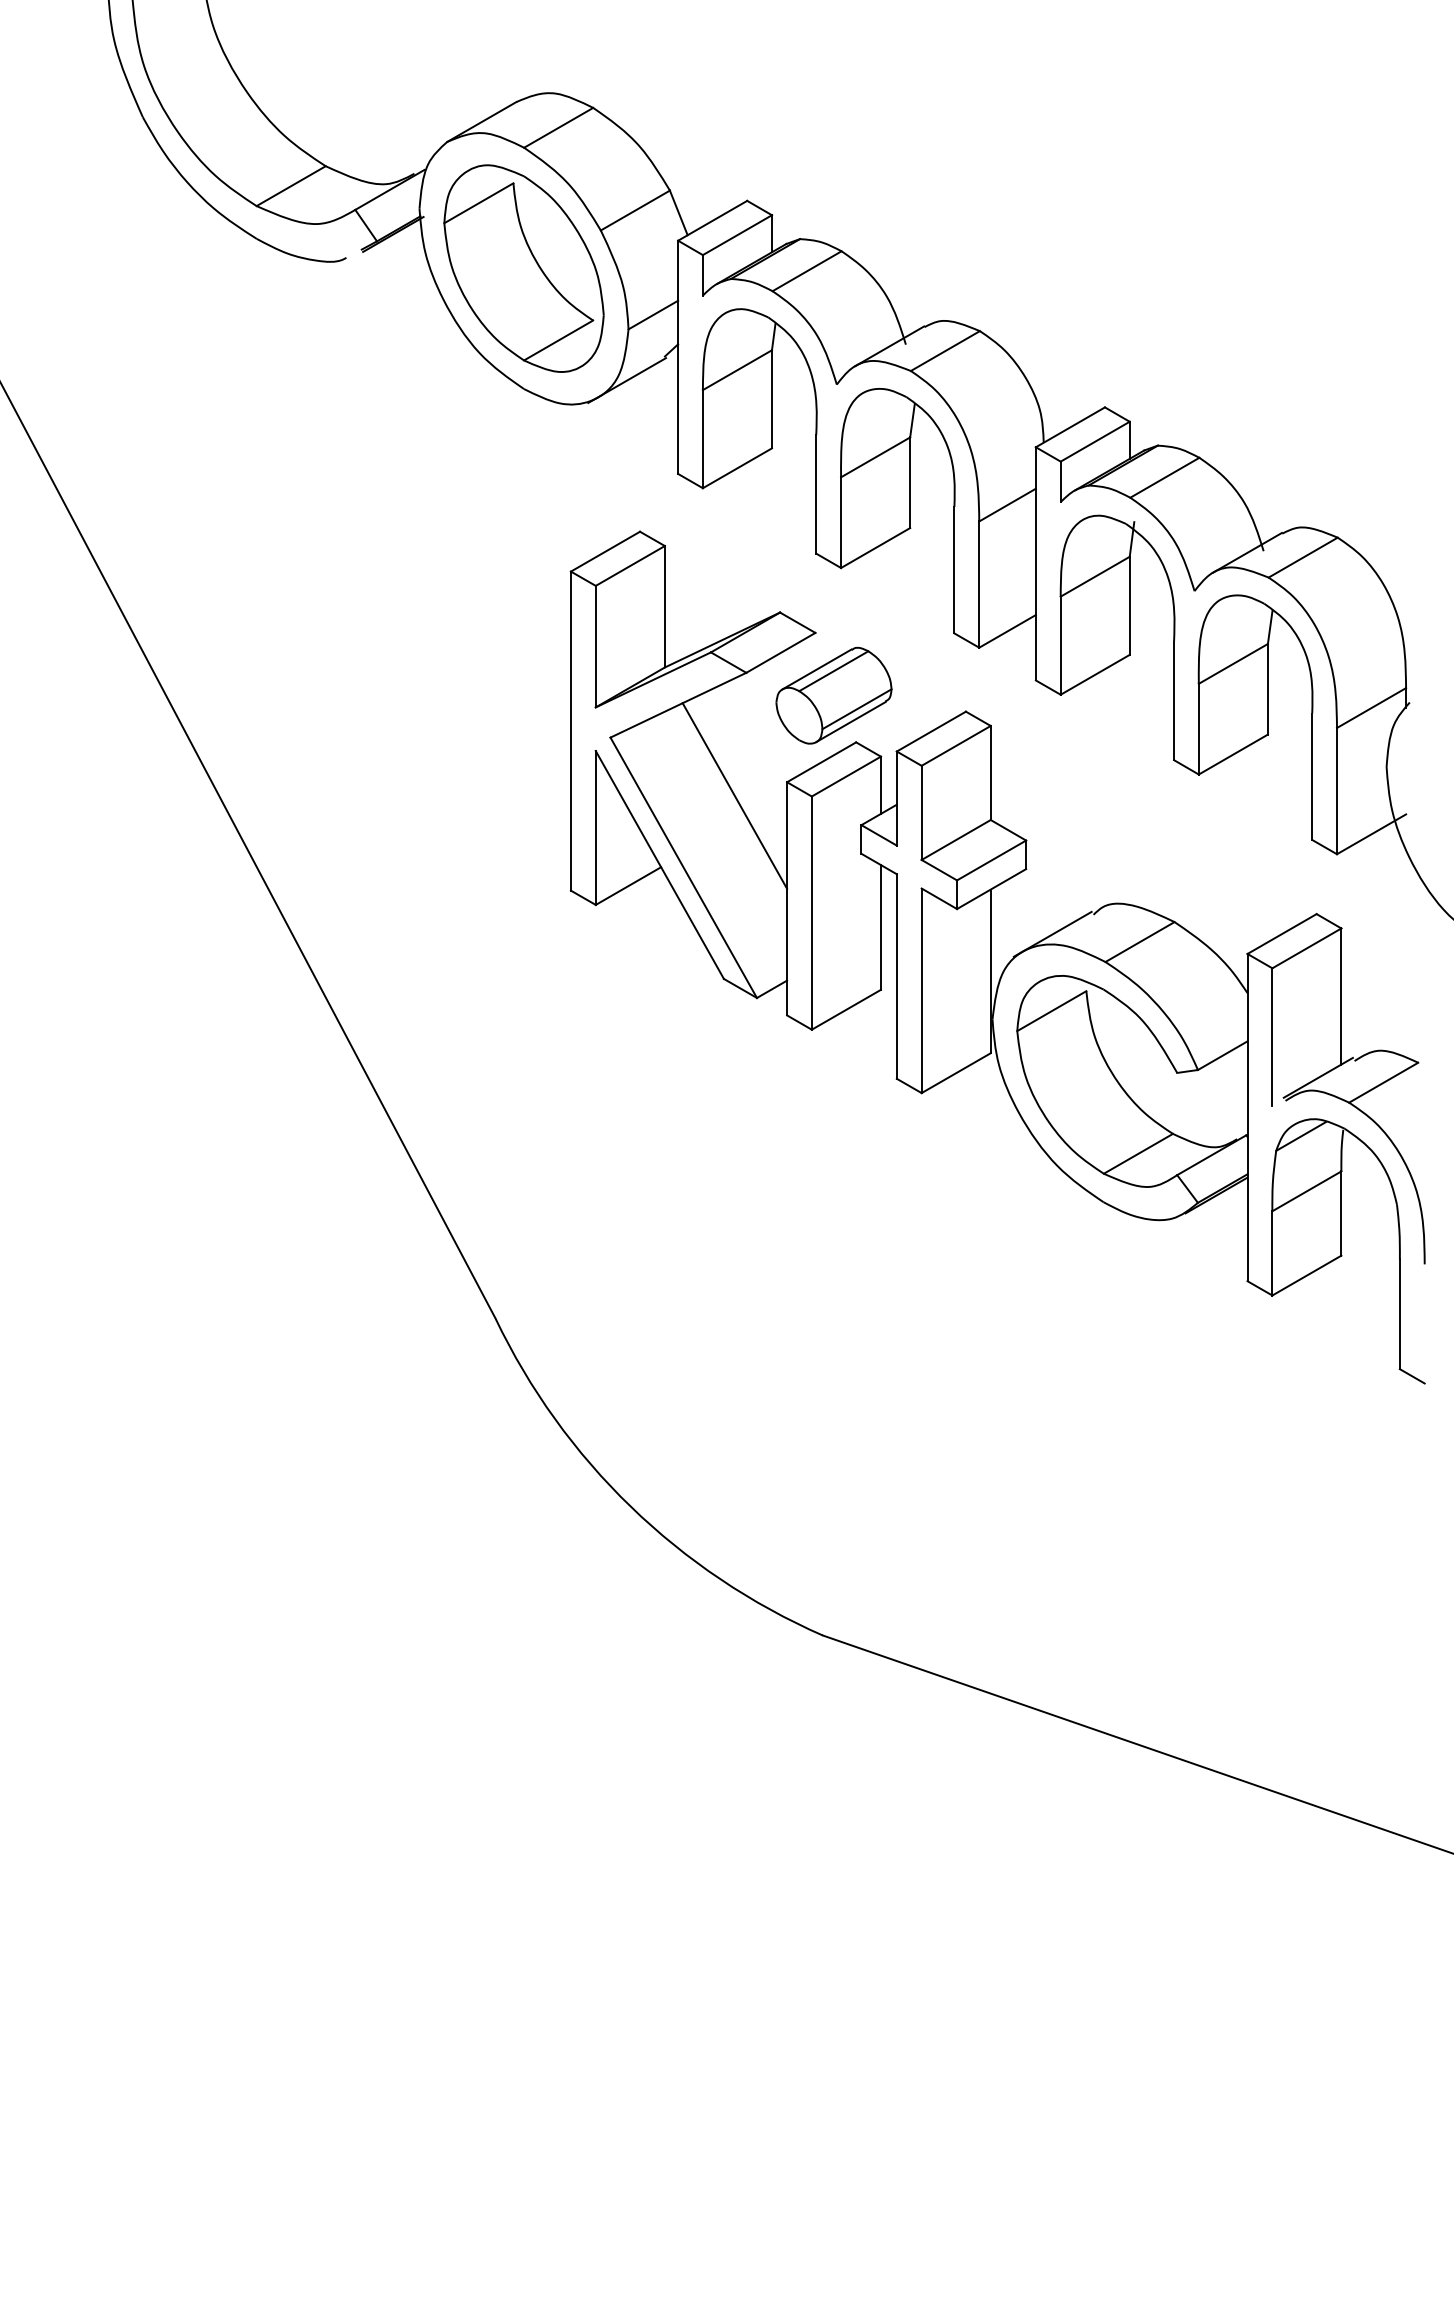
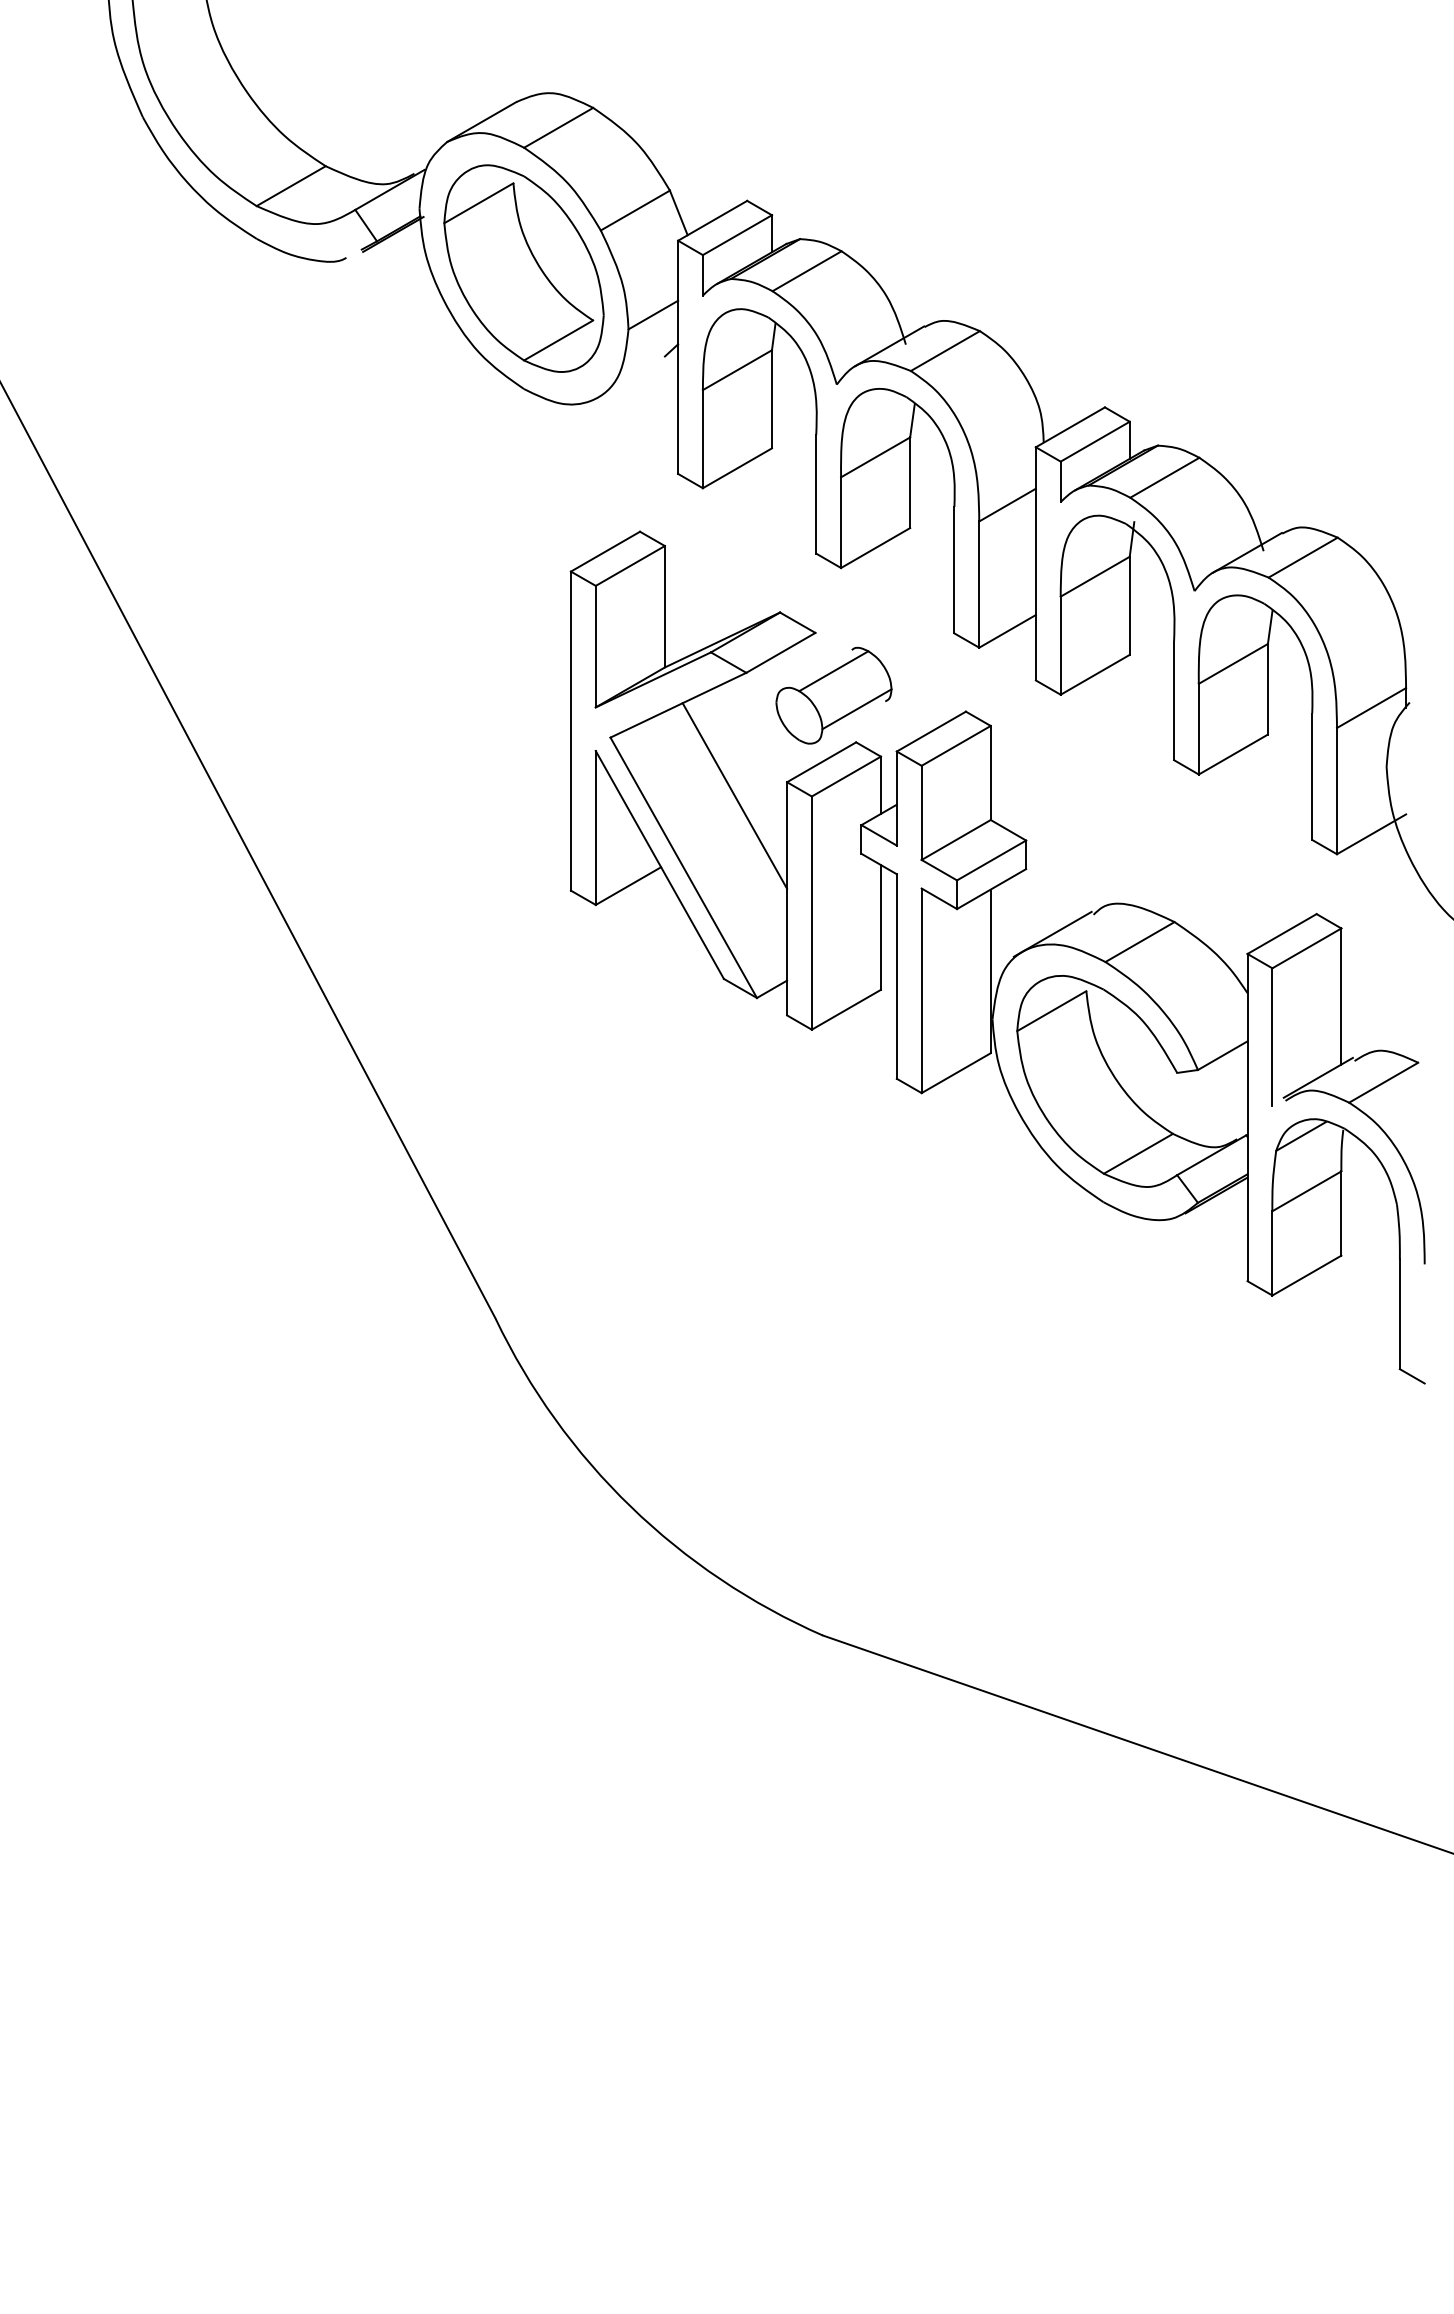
line: present -> none (627, 380)
line: present -> none (816, 669)
line: present -> none (850, 721)
